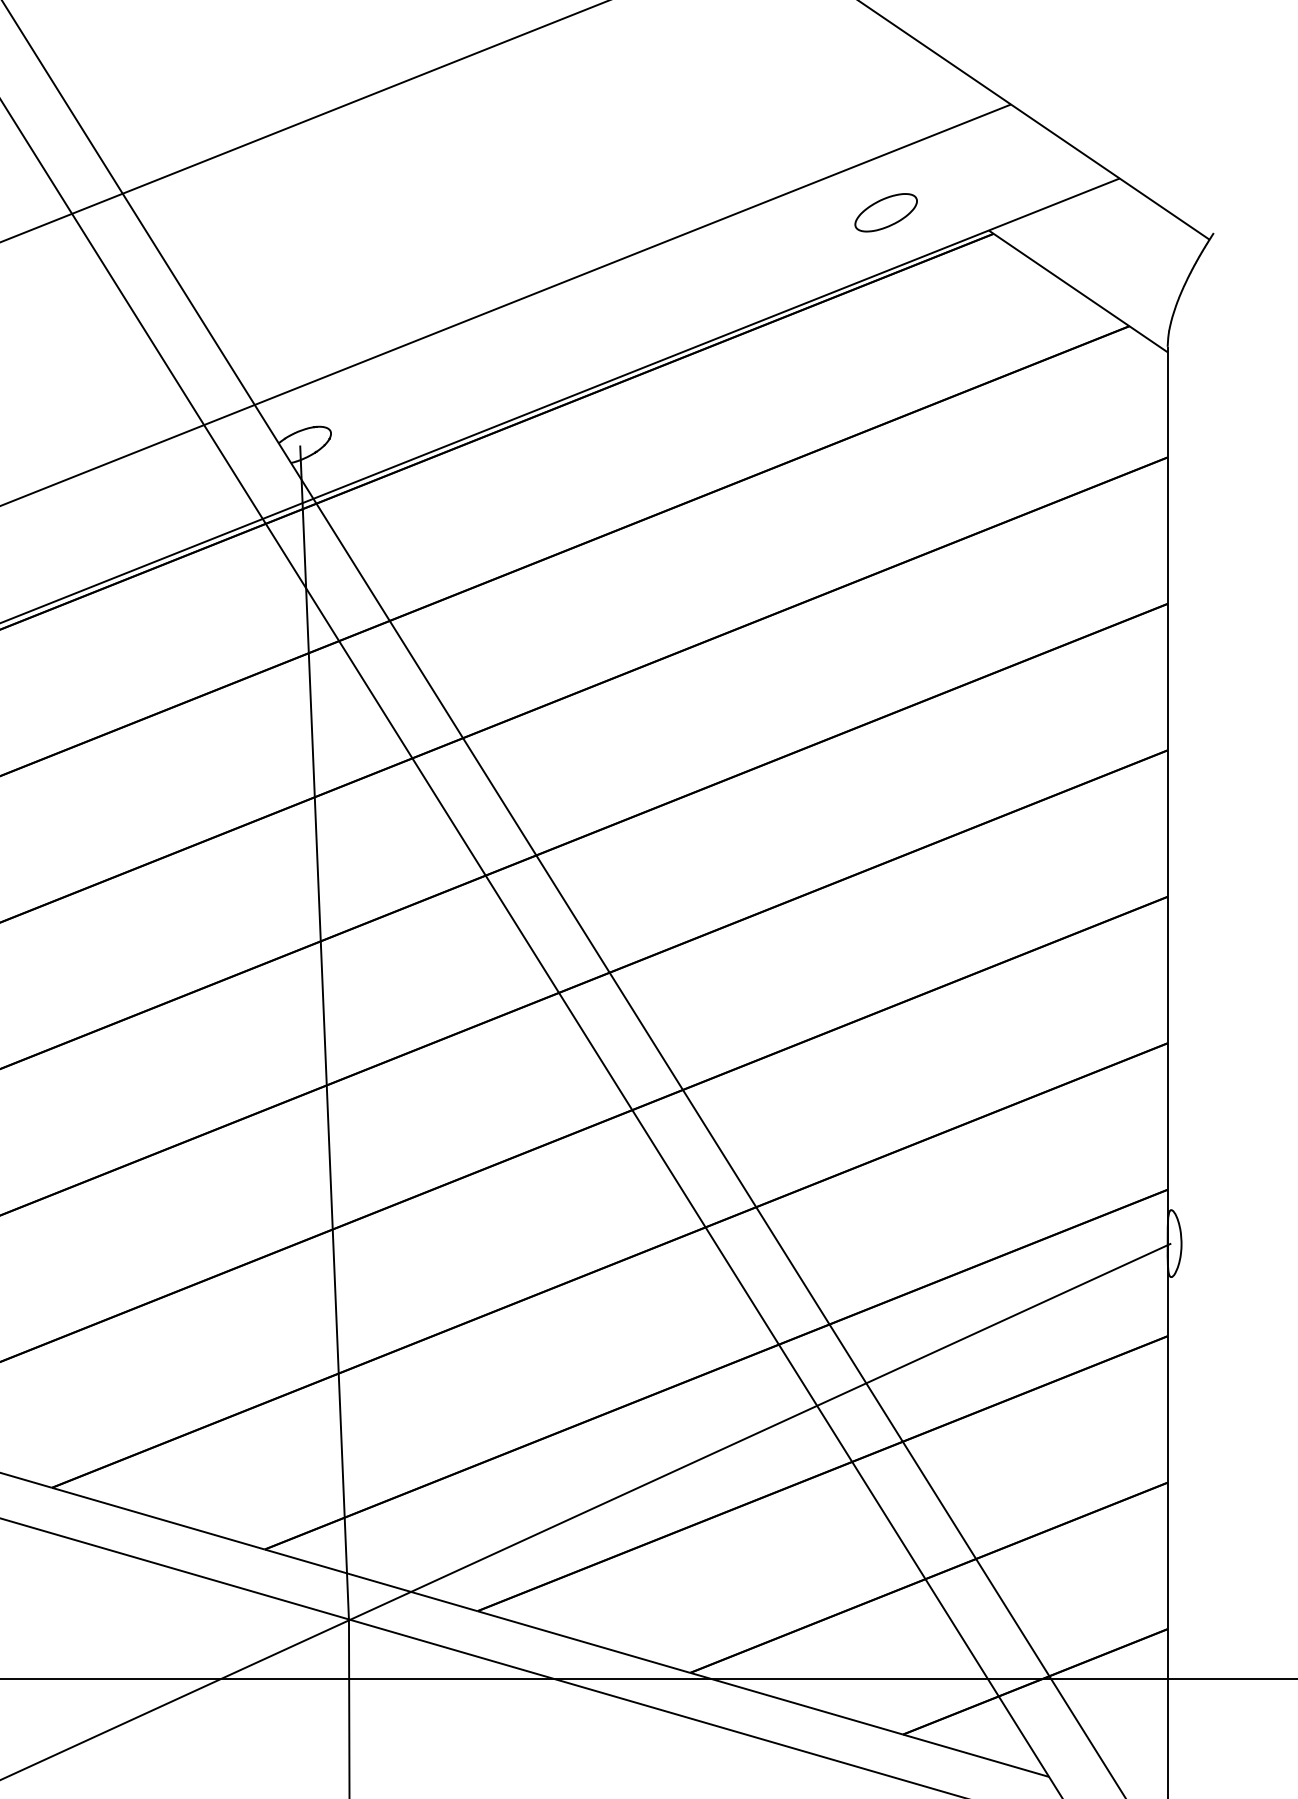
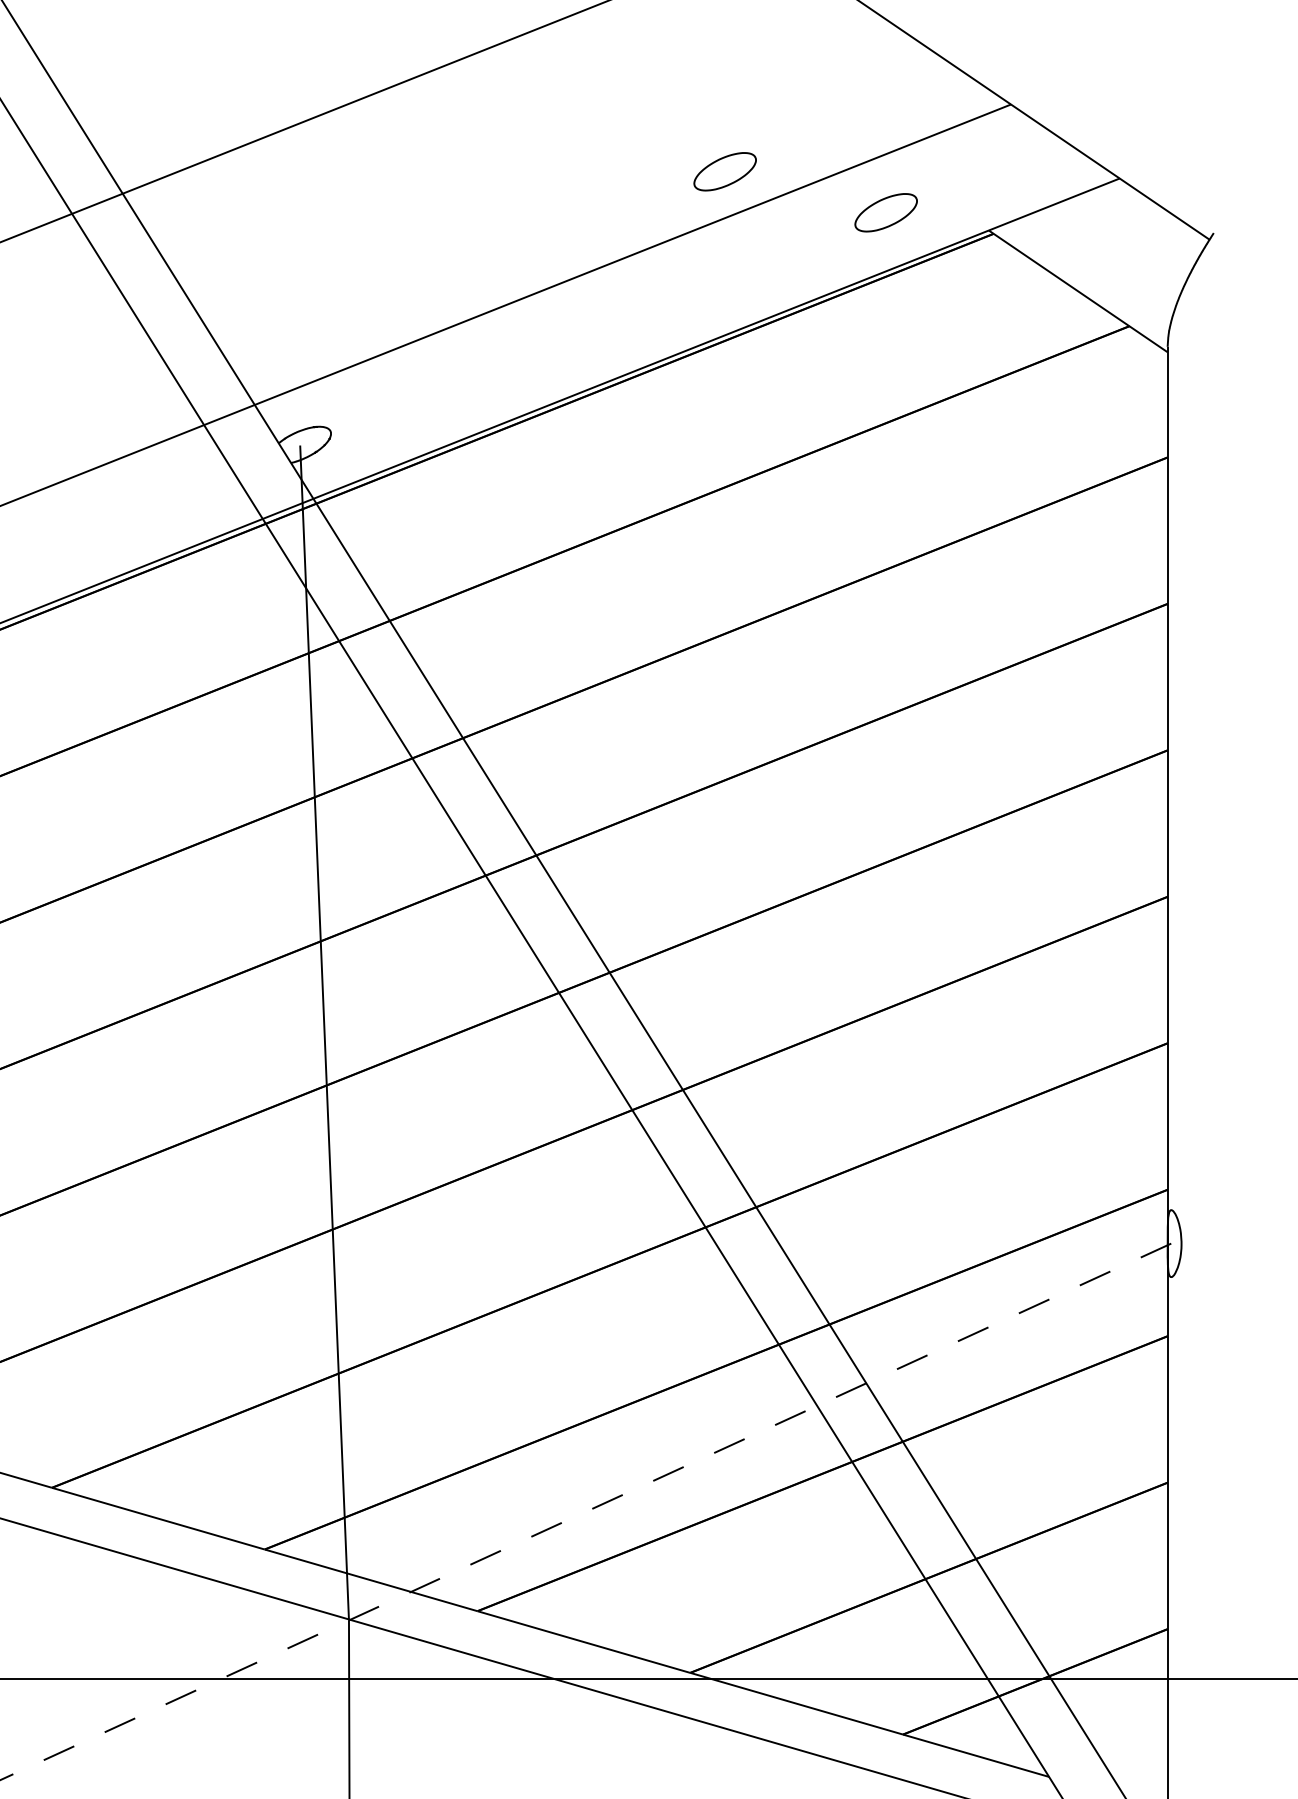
part: none -> present (724, 171)
line: solid -> dashed (585, 1511)
